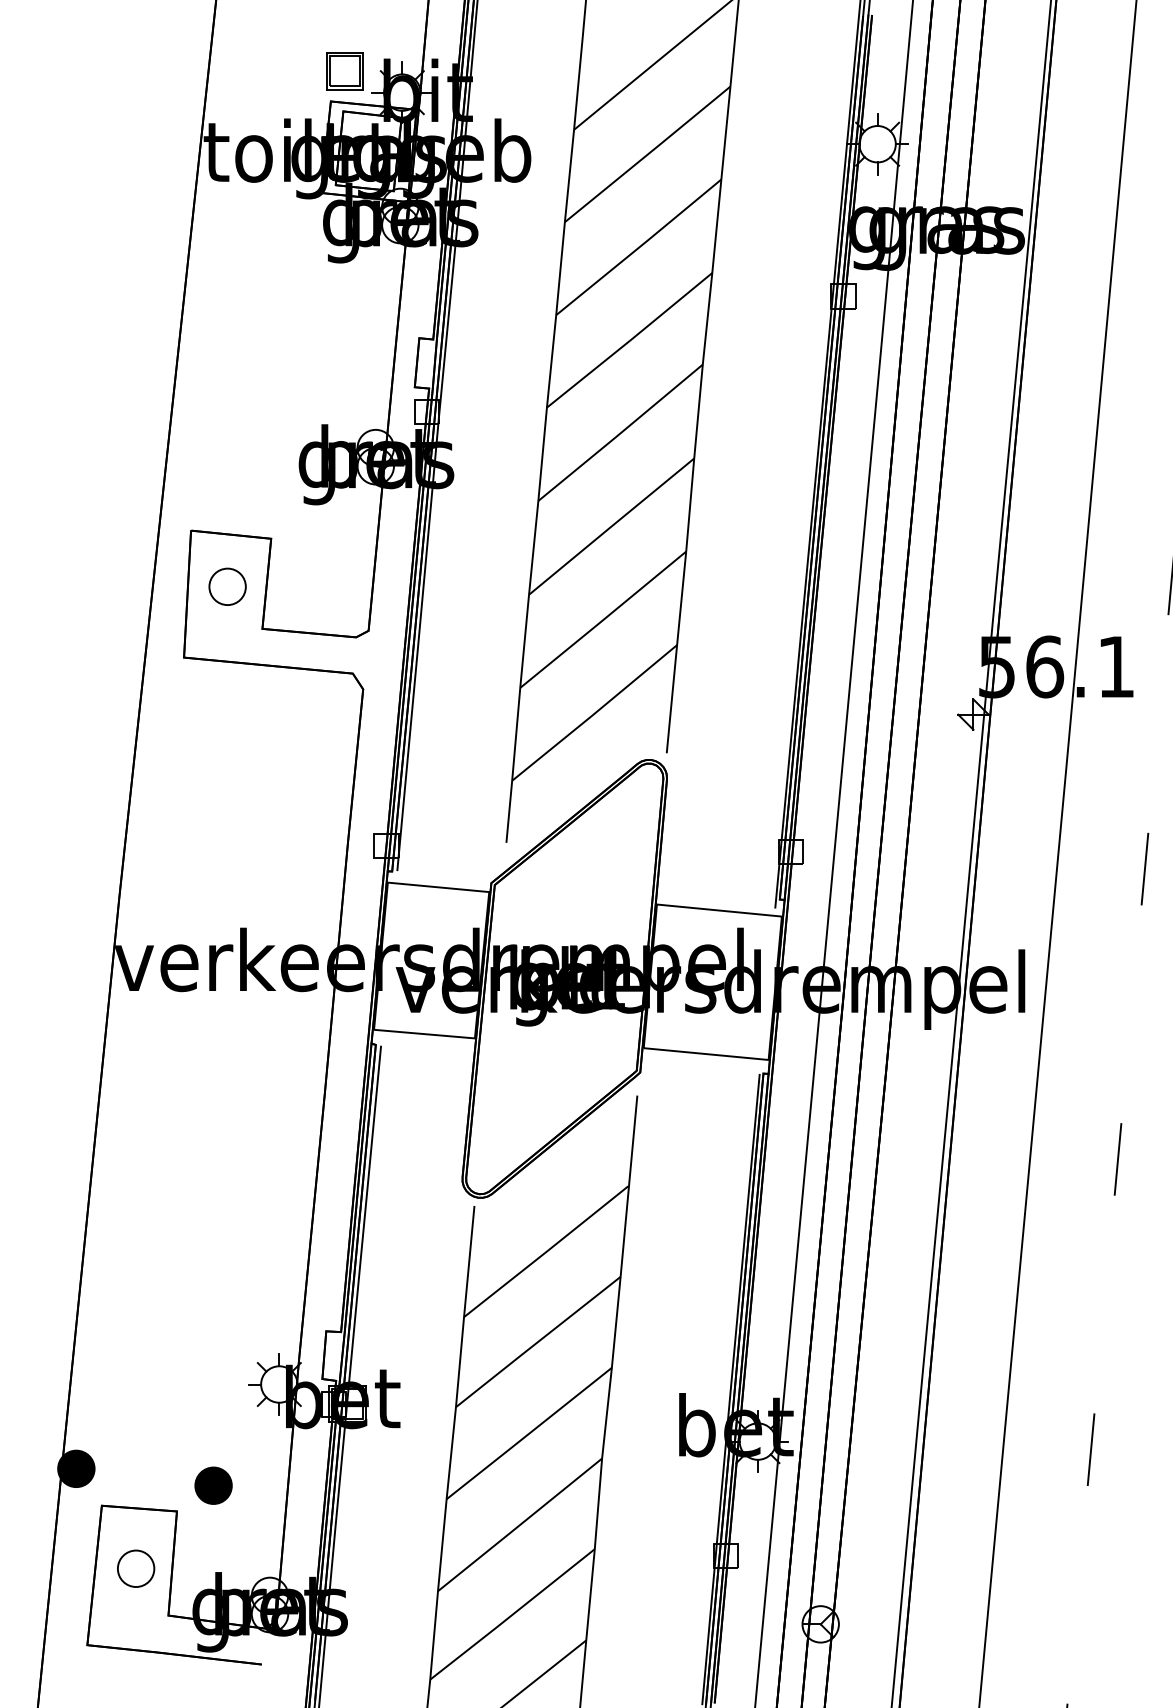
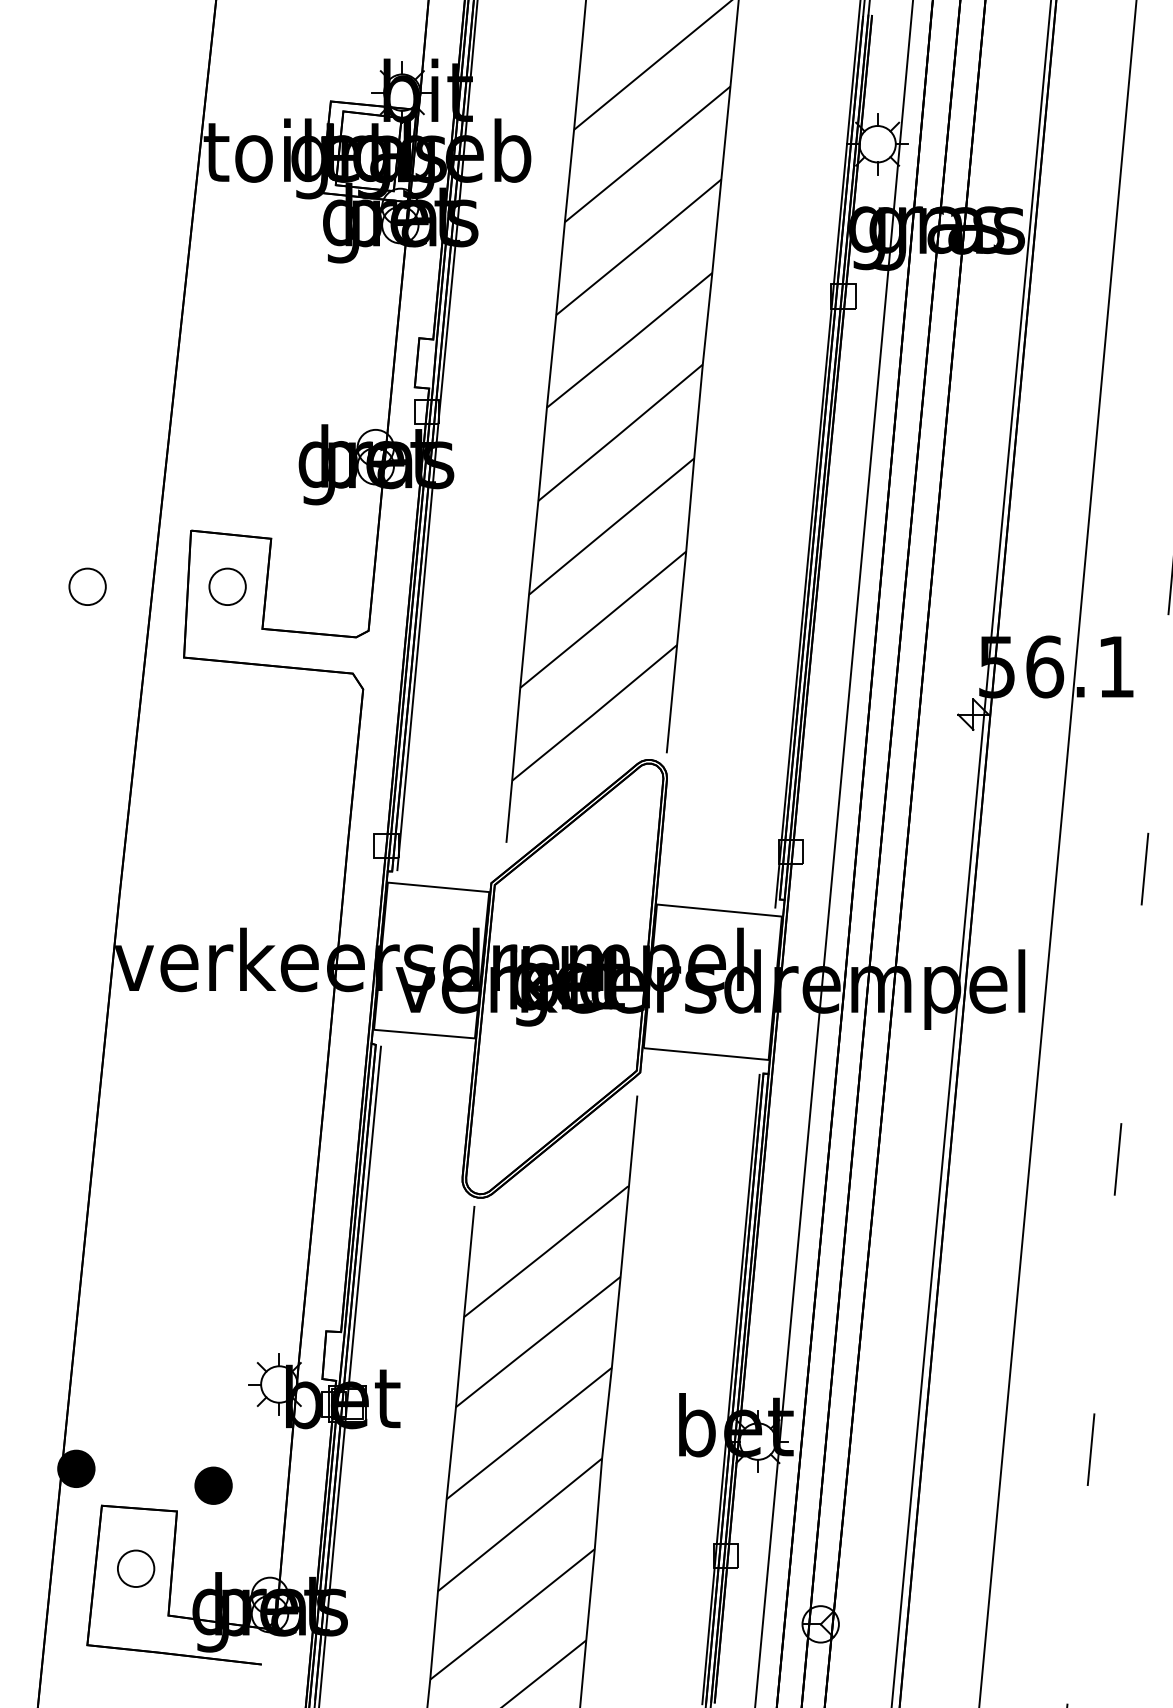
part: present -> none (344, 71)
part: none -> present (87, 586)
